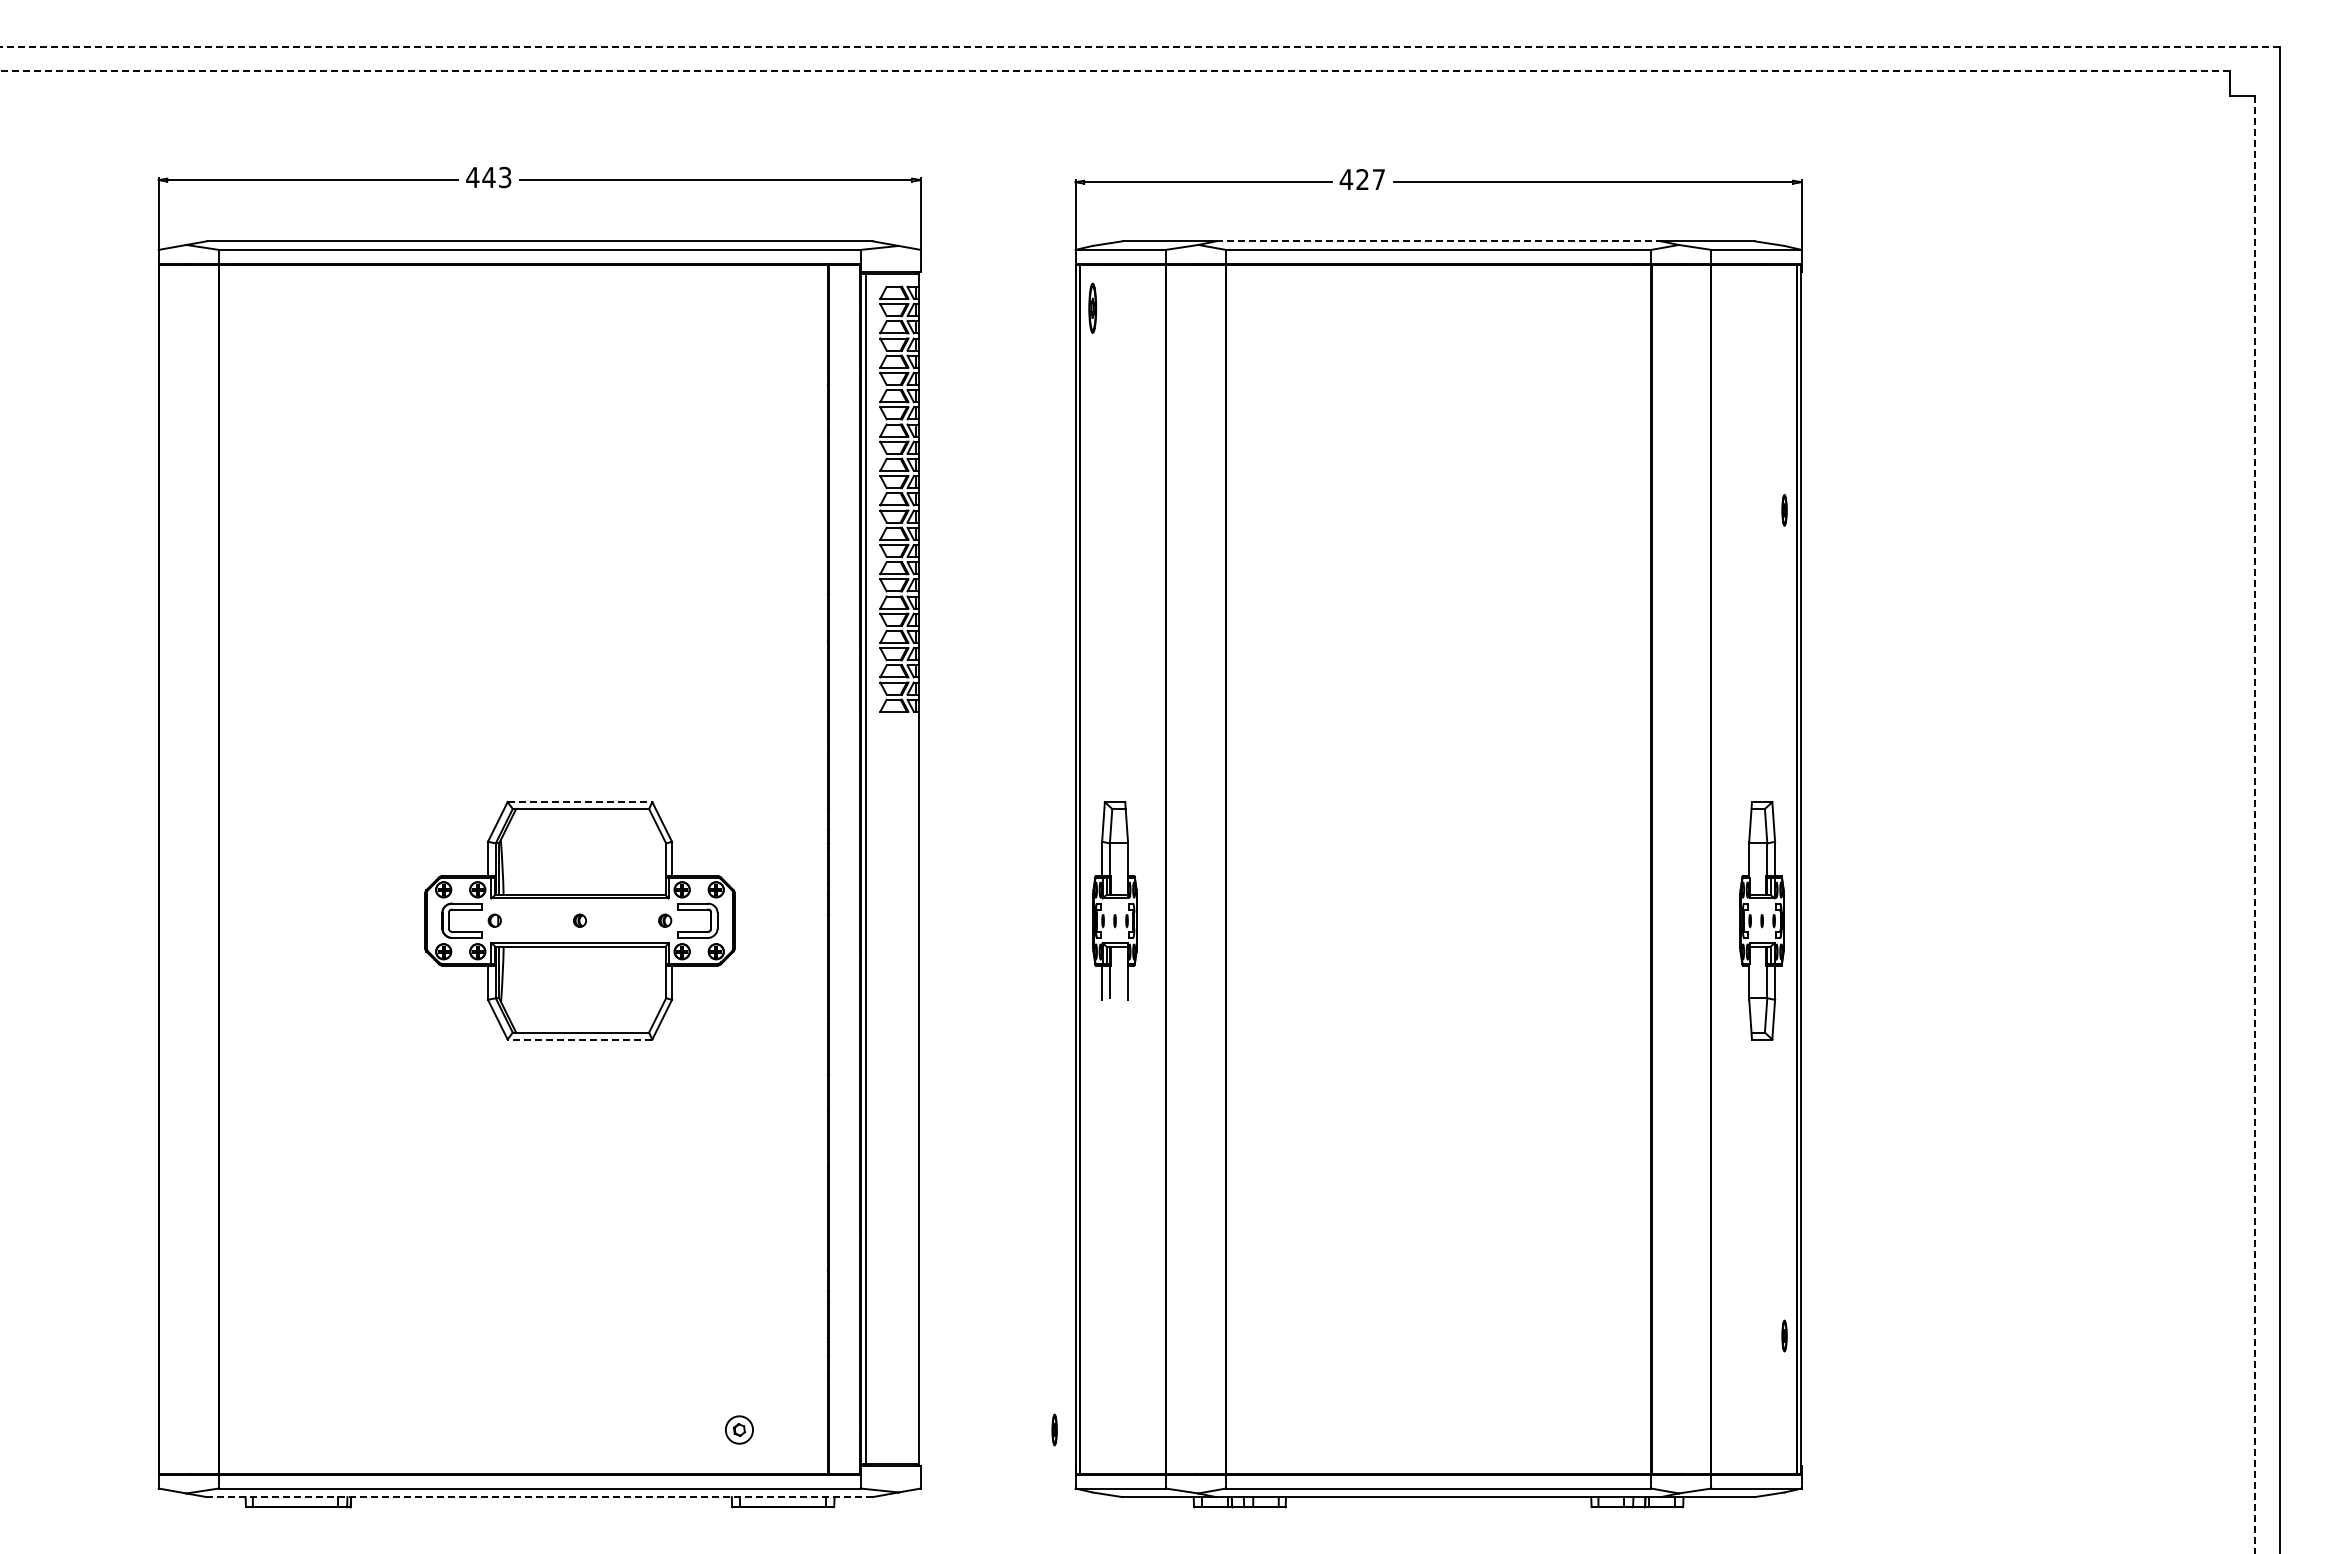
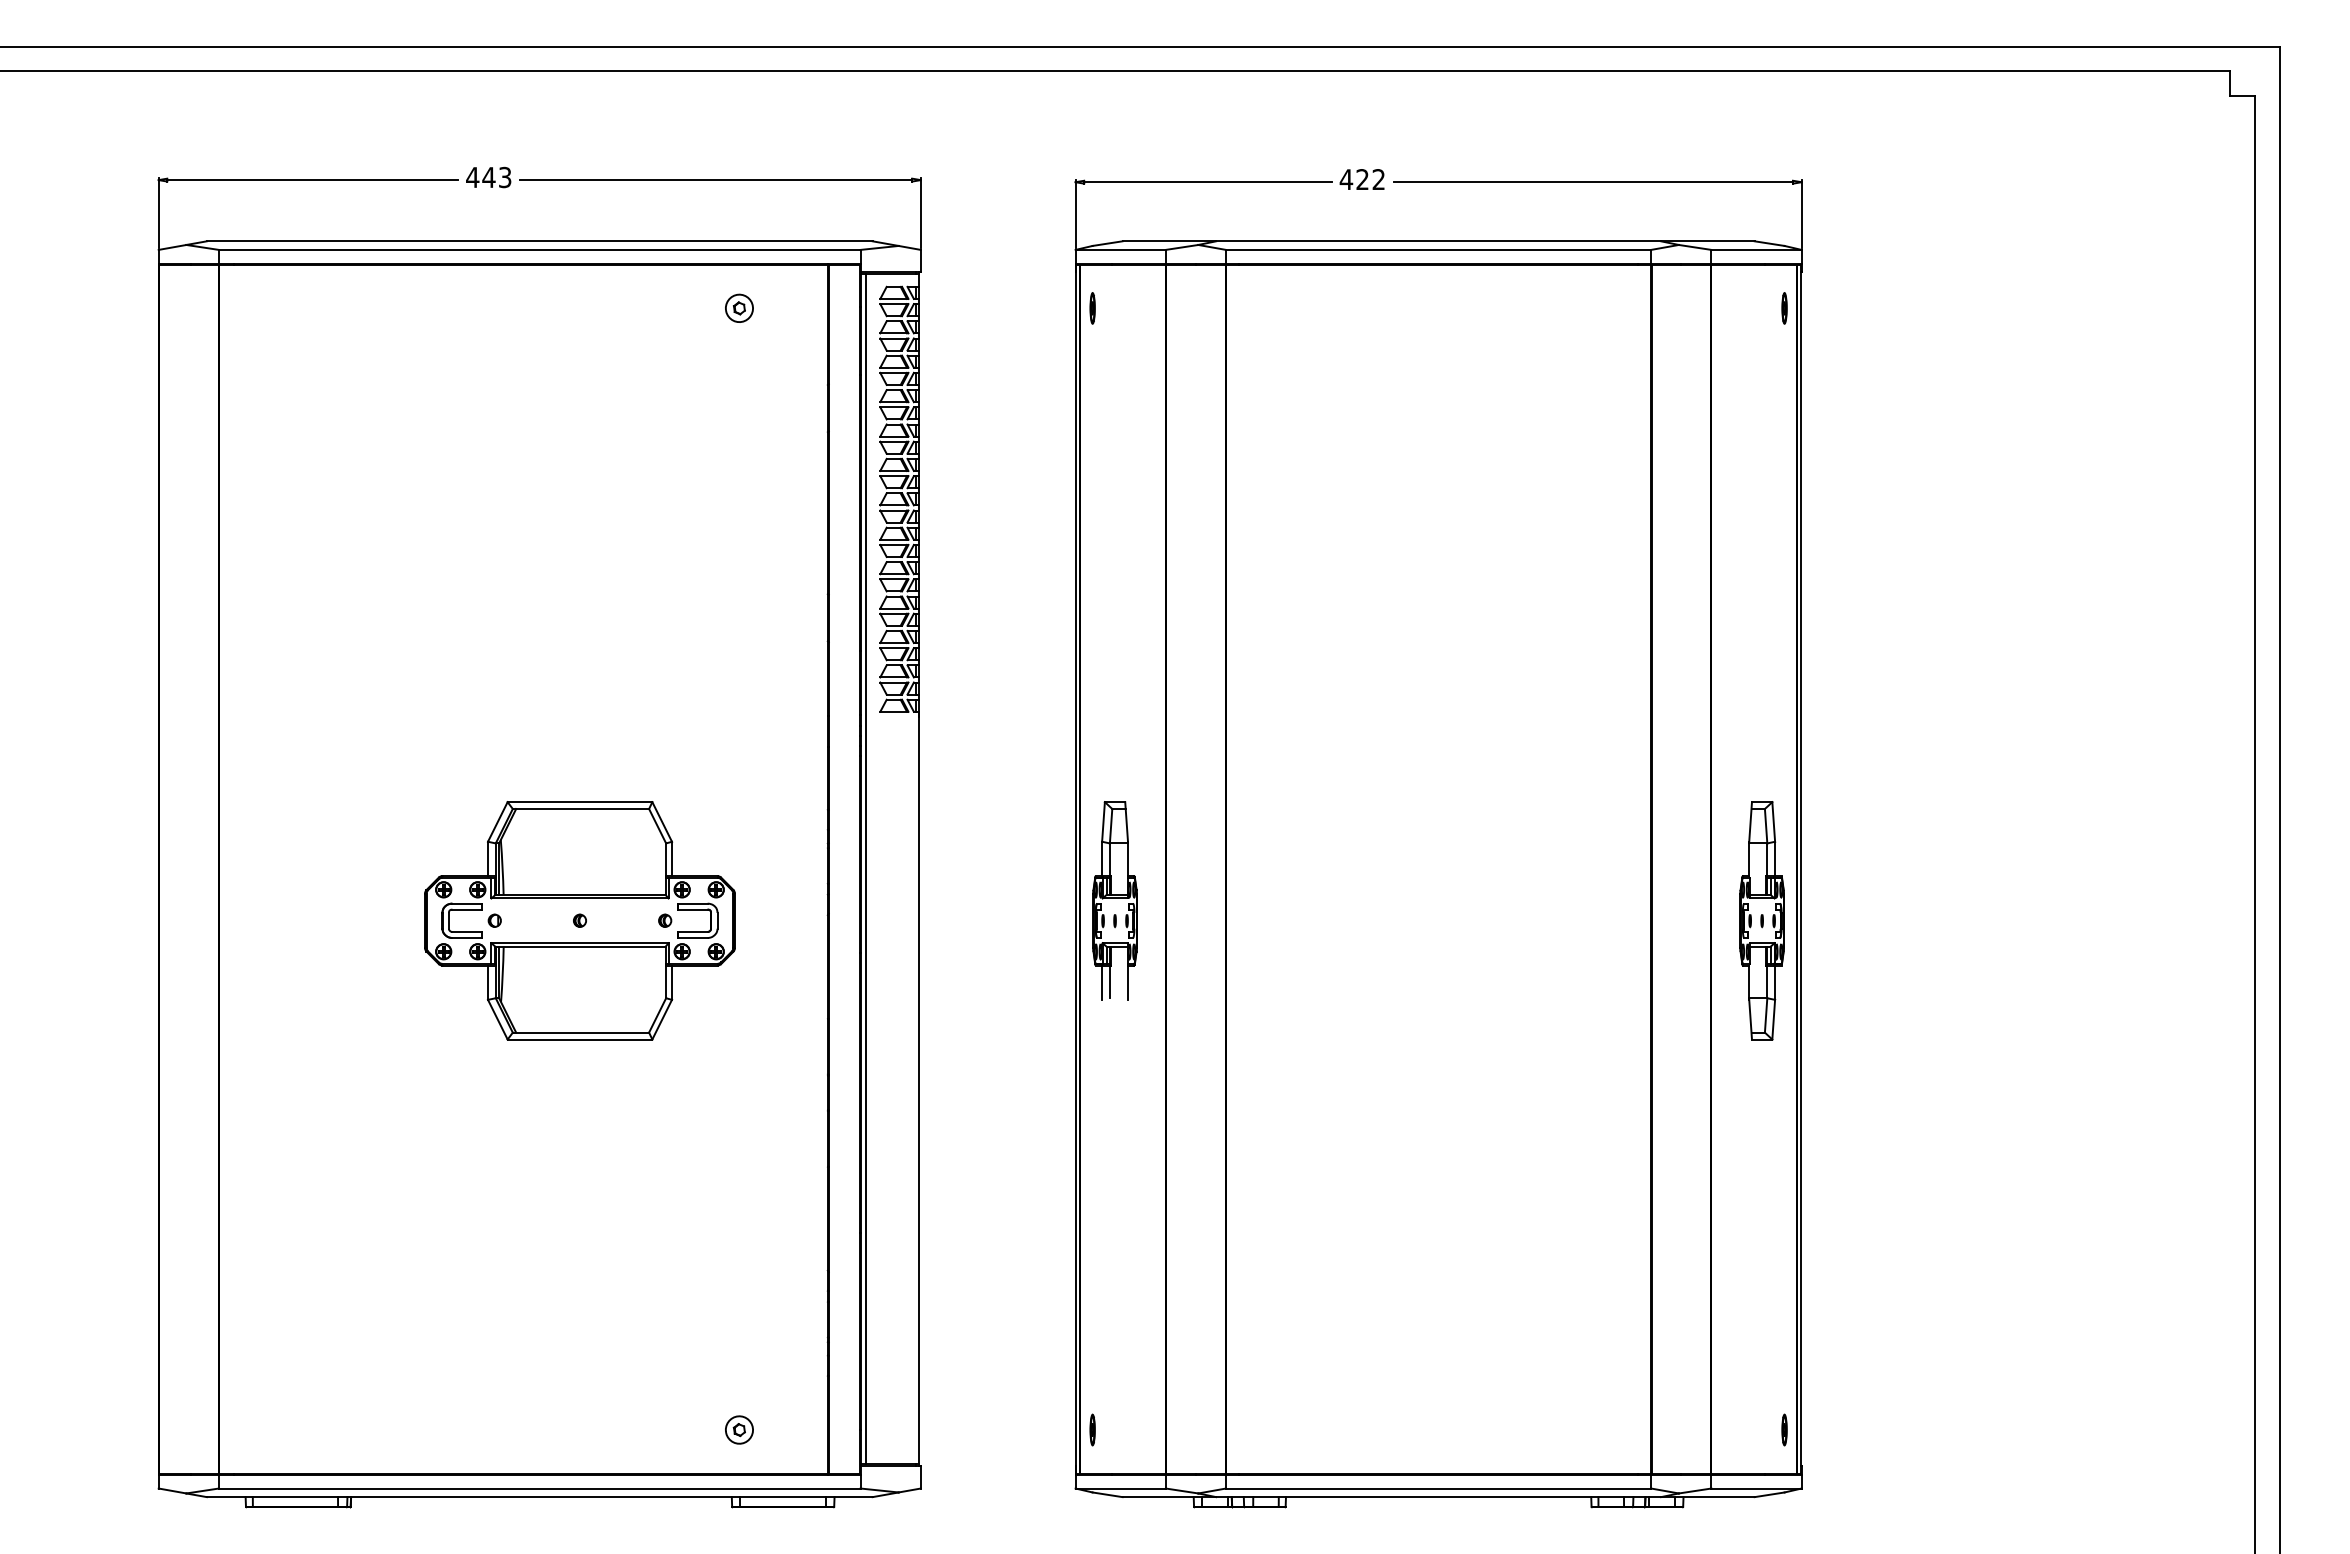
line: dashed -> solid (1139, 46)
line: dashed -> solid (1114, 71)
text: 427 -> 422 (1378, 179)
line: dashed -> solid (1439, 241)
part: none -> present (739, 307)
part size: 10x52 px -> 7x33 px (1092, 308)
part position: (1784, 510) -> (1784, 308) (1784, 308)
line: dashed -> solid (580, 802)
line: dashed -> solid (2254, 825)
line: dashed -> solid (579, 1039)
part position: (1784, 1335) -> (1784, 1429) (1784, 1429)
part position: (1054, 1429) -> (1092, 1429) (1092, 1429)
line: dashed -> solid (539, 1497)
